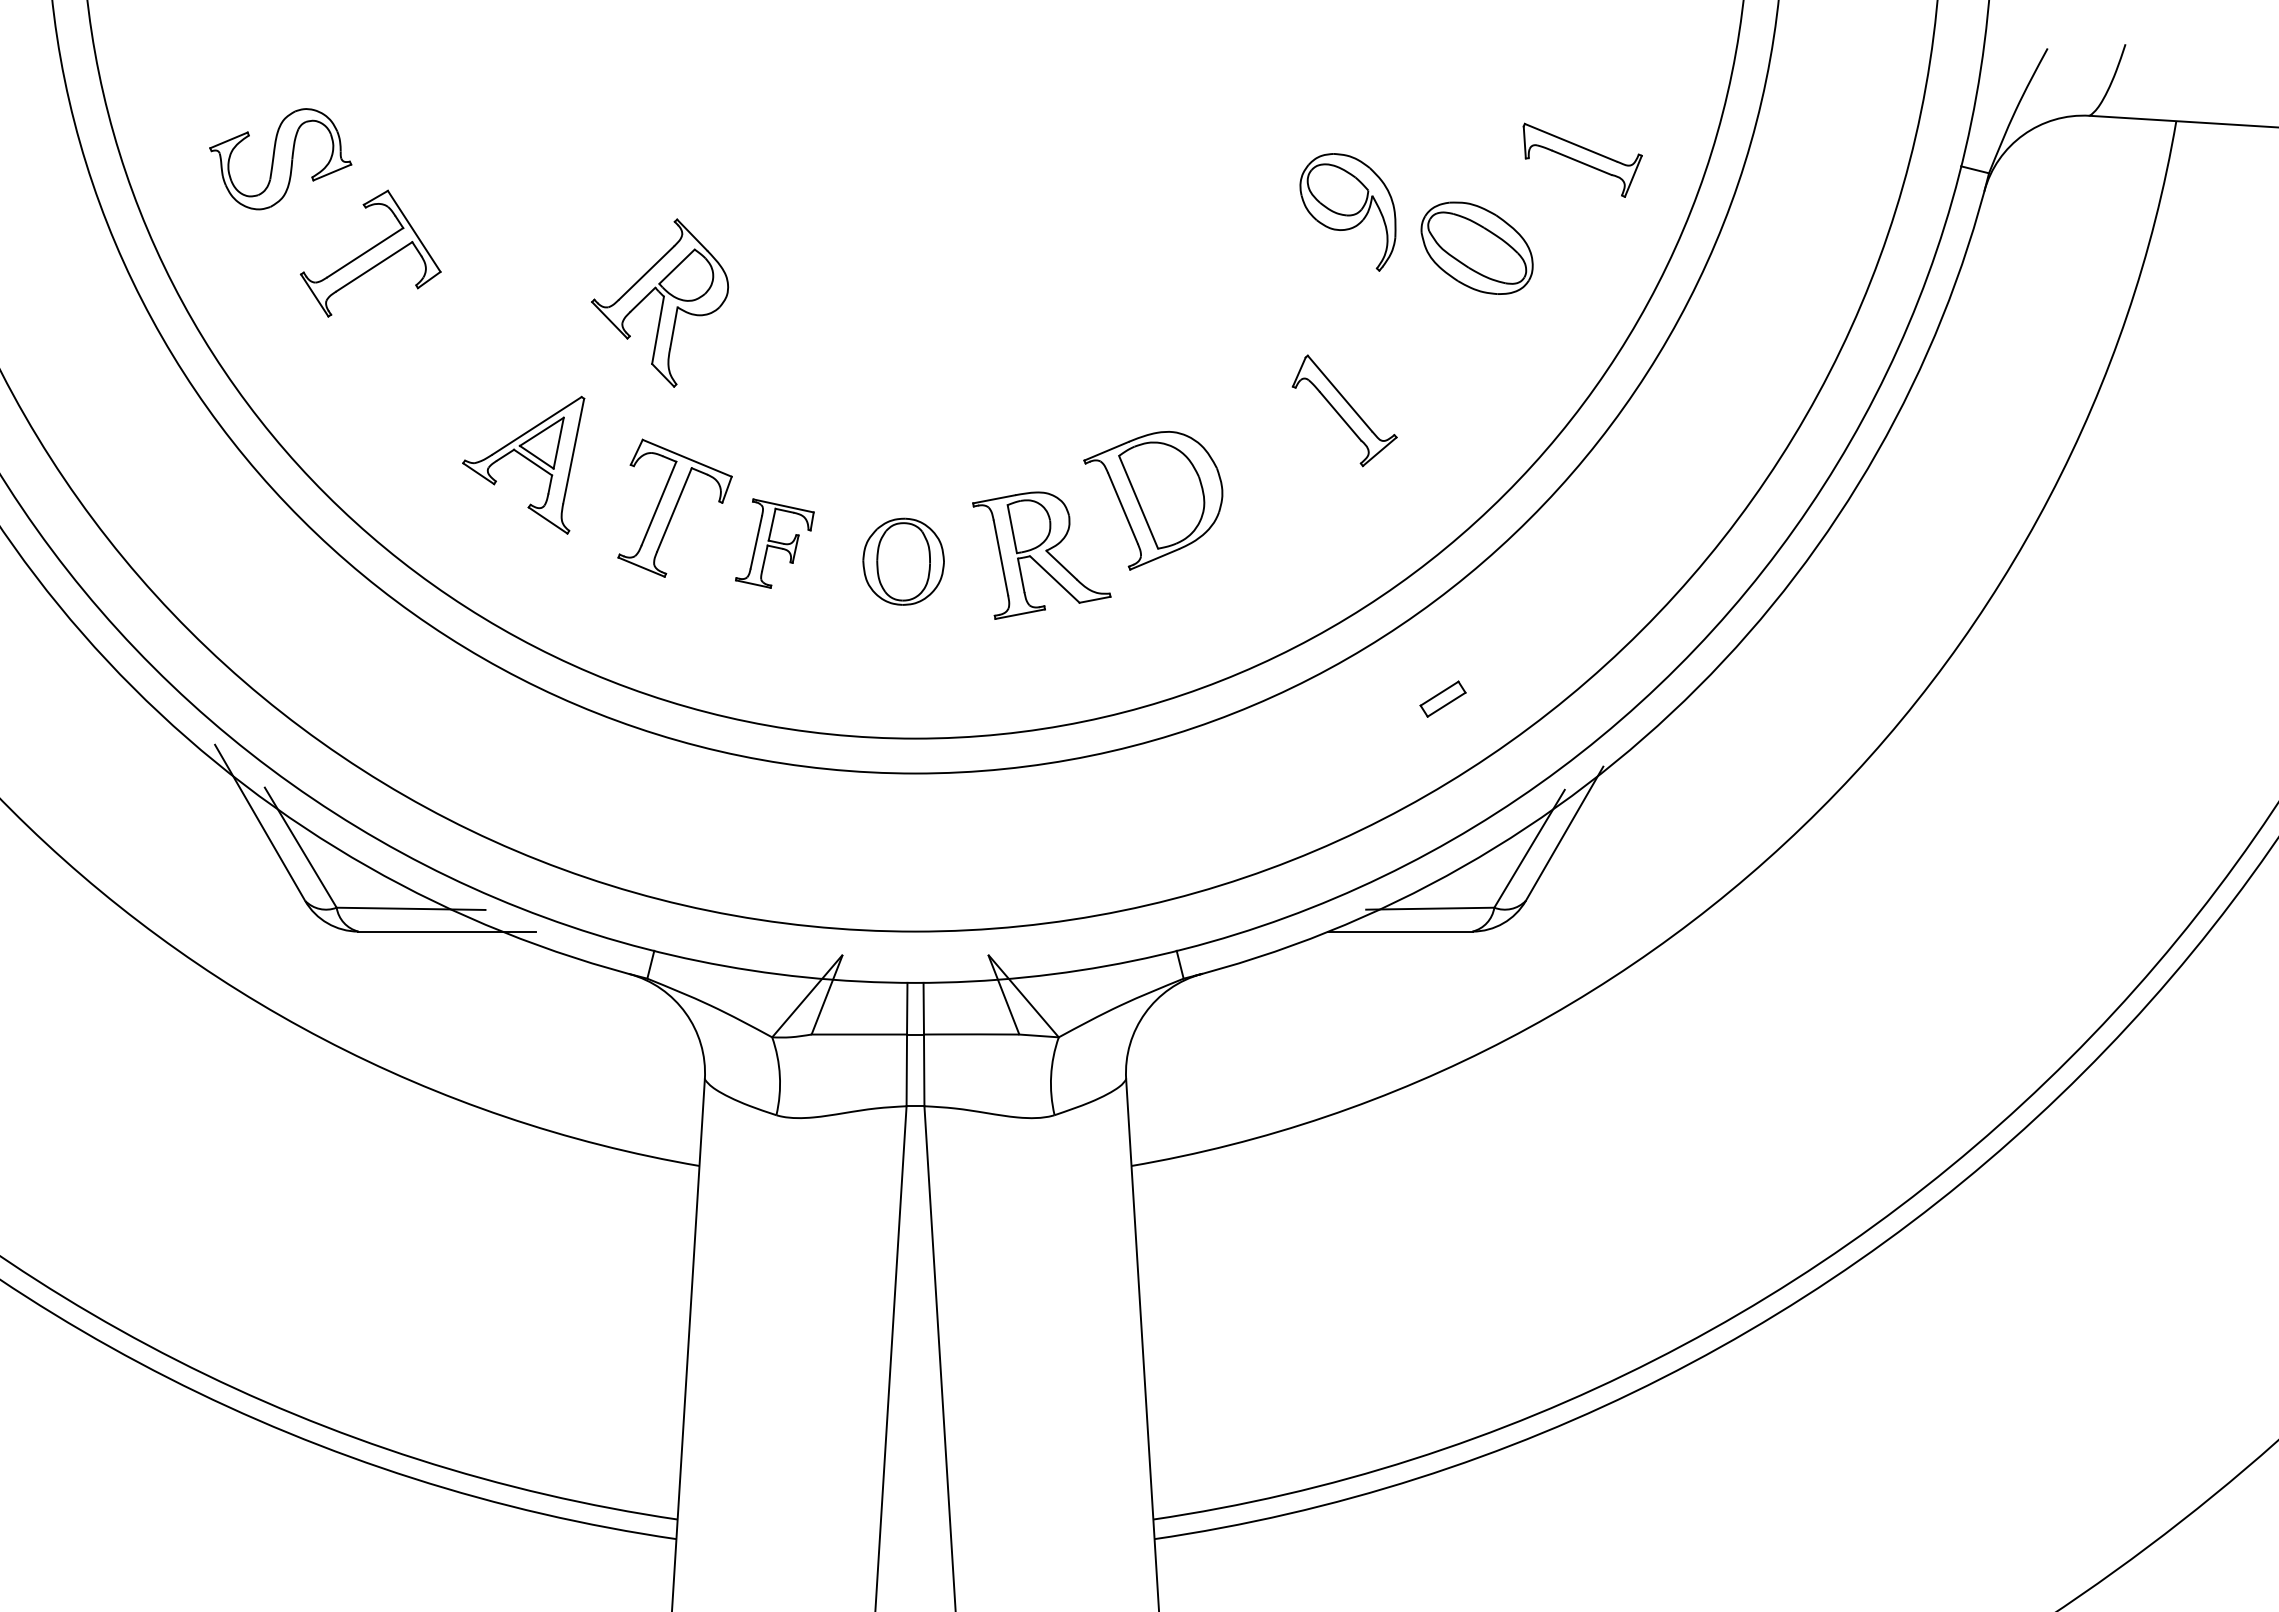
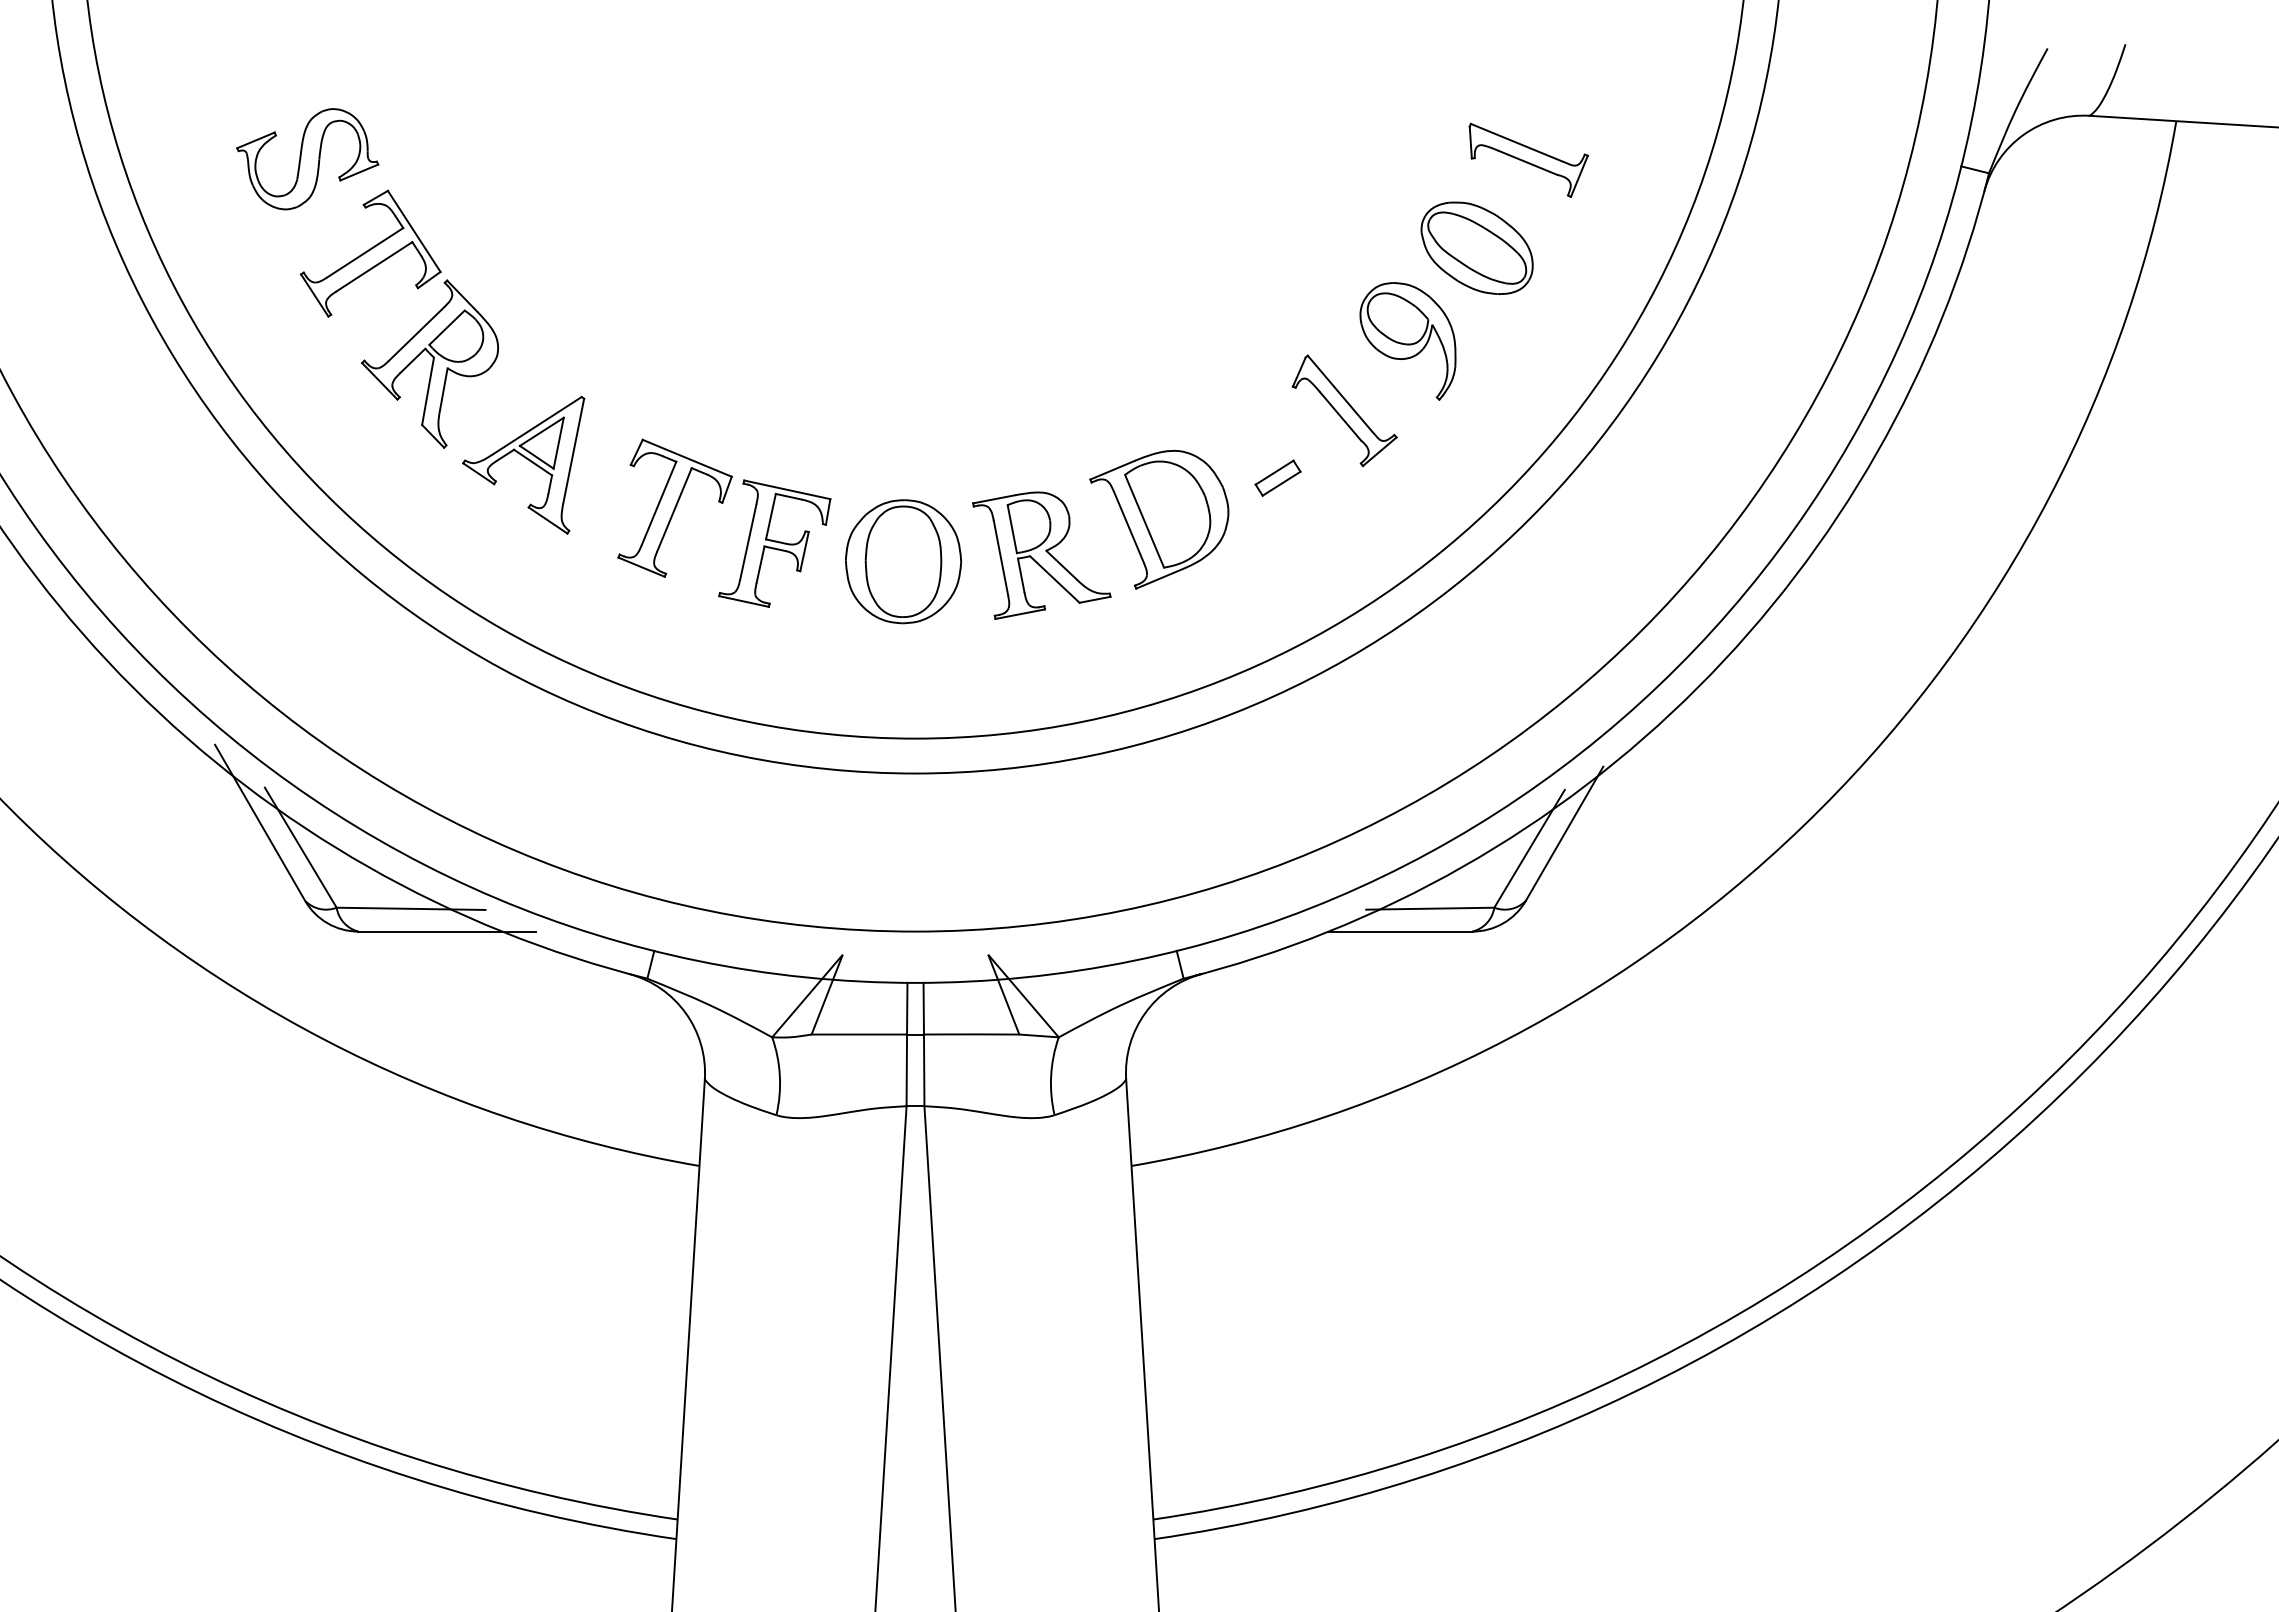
part position: (280, 159) -> (307, 159) (307, 159)
part position: (1582, 159) -> (1528, 159) (1528, 159)
part position: (1347, 212) -> (1407, 341) (1407, 341)
part position: (660, 302) -> (430, 363) (430, 363)
part position: (1153, 500) -> (1159, 519) (1159, 519)
part size: 80x91 px -> 114x129 px (774, 543)
part size: 83x89 px -> 118x126 px (903, 561)
part position: (1442, 698) -> (1277, 477) (1277, 477)
